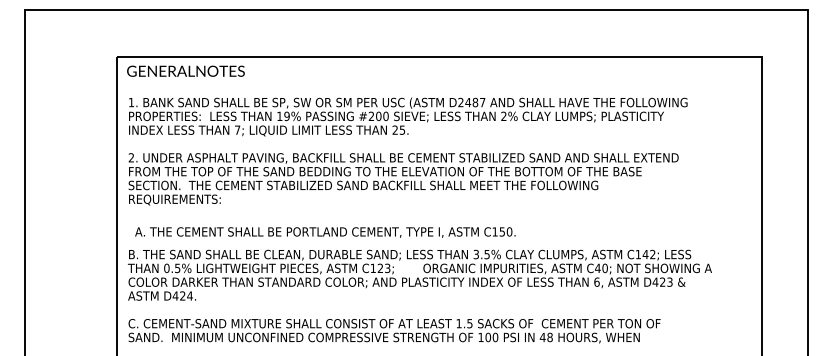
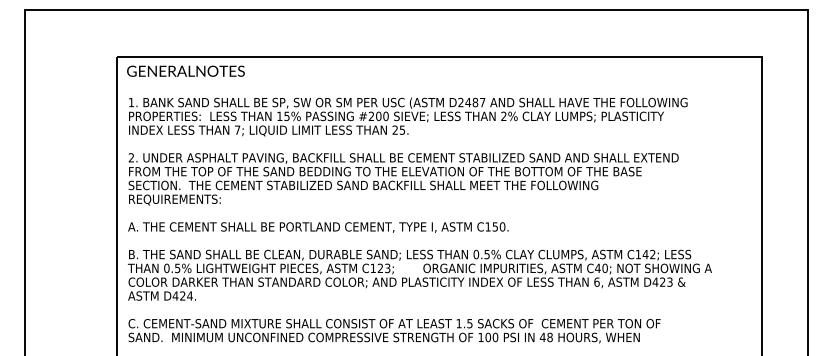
text: 19% -> 15% (286, 115)
text position: (325, 232) -> (318, 227) (318, 227)
text: 3.5% -> 0.5% (476, 254)
